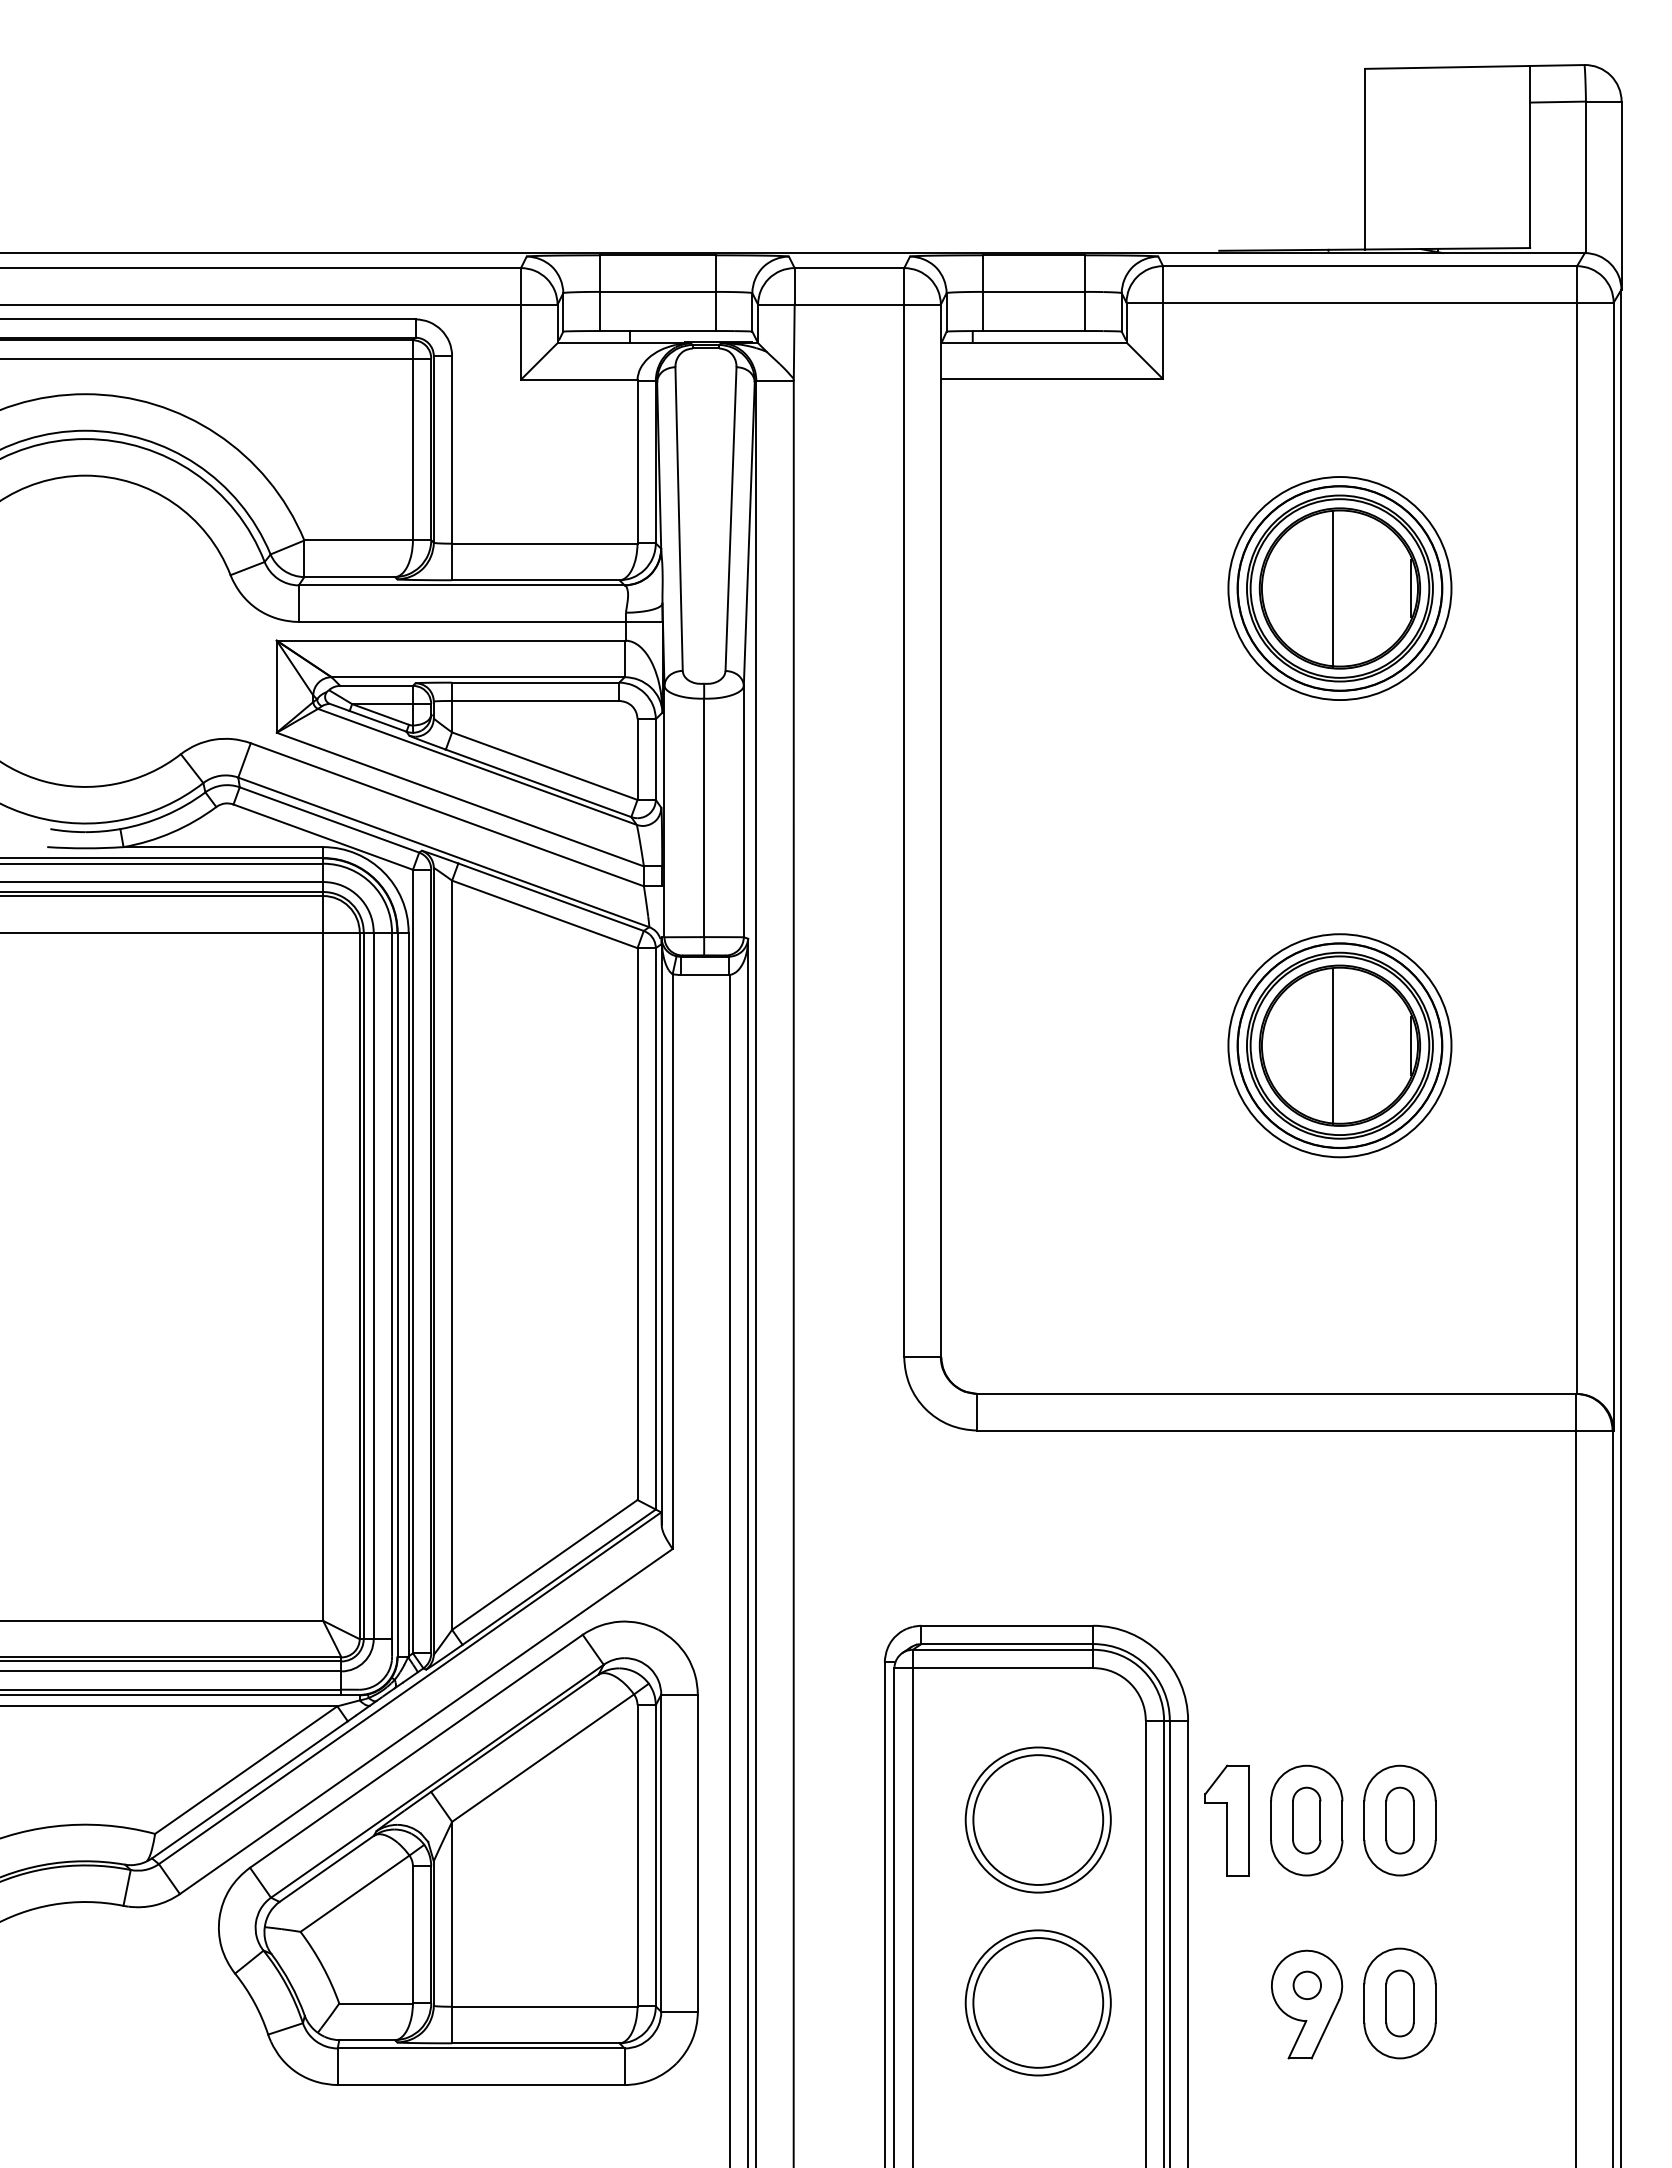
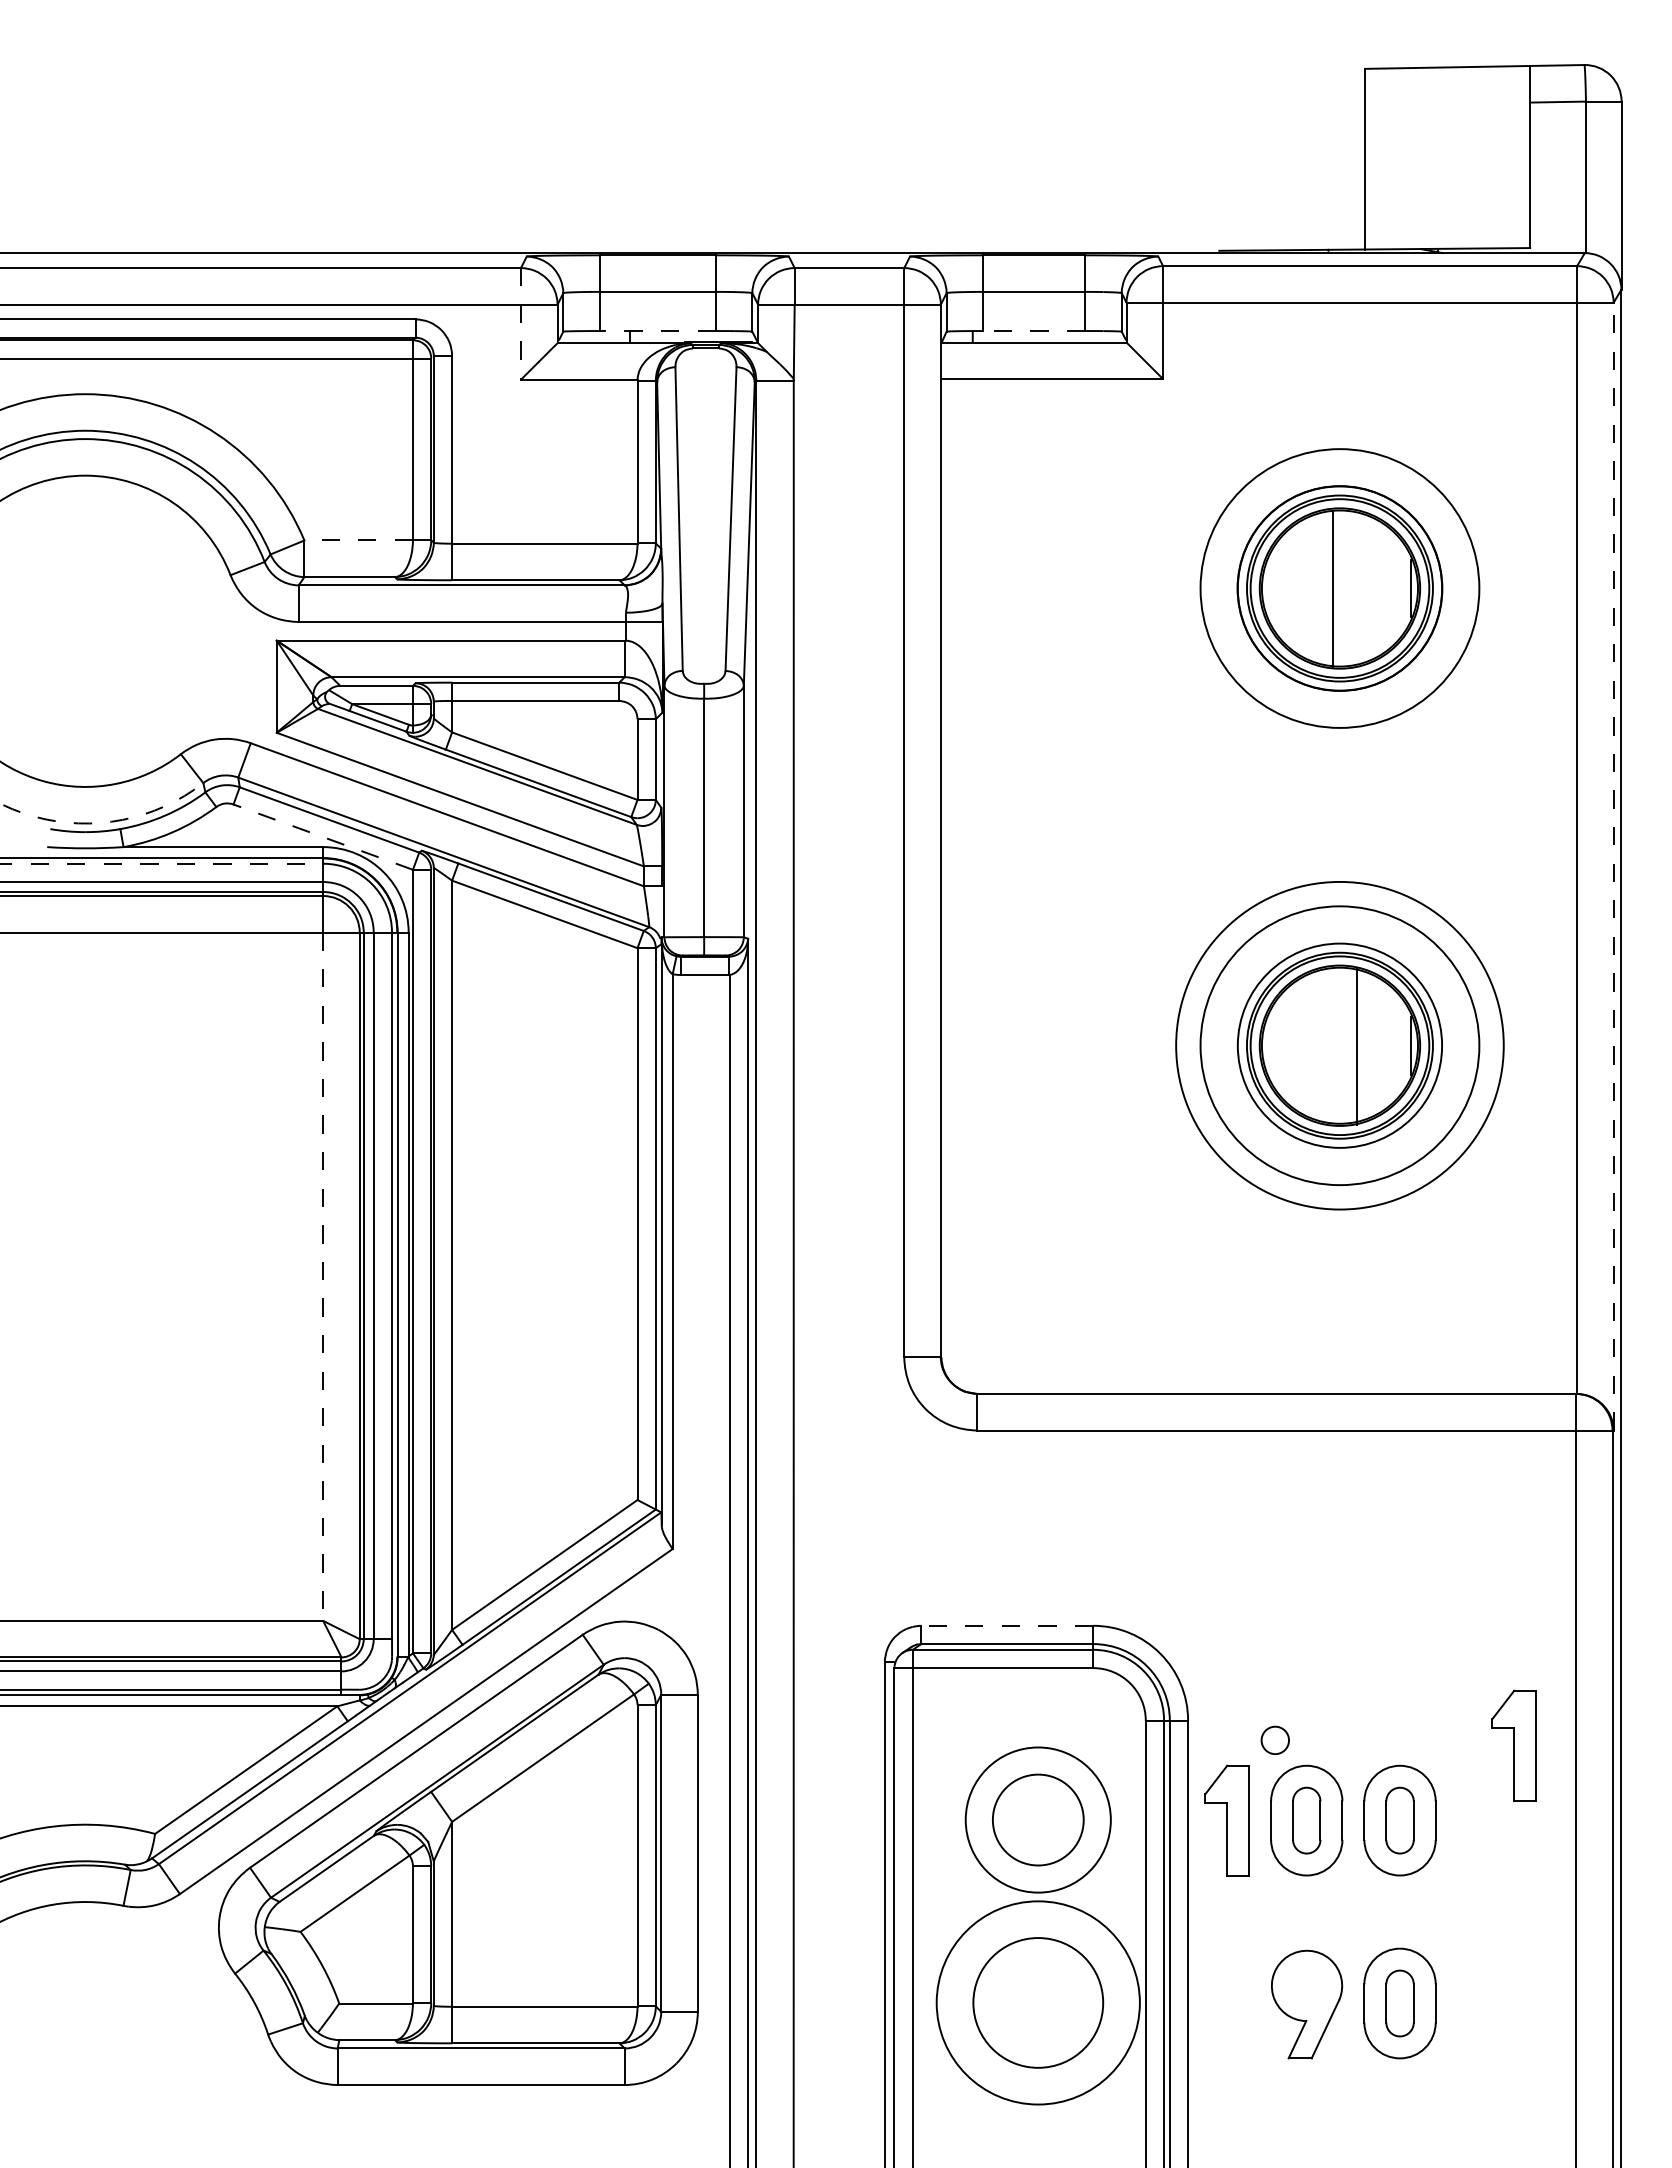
line: solid -> dashed (520, 323)
line: solid -> dashed (657, 331)
line: solid -> dashed (1034, 331)
line: solid -> dashed (358, 540)
circle diameter: 223 px -> 279 px (1339, 588)
arc: solid -> dashed (105, 822)
line: solid -> dashed (322, 836)
line: solid -> dashed (162, 863)
line: solid -> dashed (1613, 866)
circle diameter: 205 px -> 328 px (1339, 1045)
circle diameter: 223 px -> 279 px (1339, 1045)
line position: (1332, 1046) -> (1356, 1046) (1356, 1046)
line: solid -> dashed (323, 1277)
line: solid -> dashed (1007, 1625)
part: none -> present (1513, 1745)
circle diameter: 130 px -> 91 px (1037, 1819)
circle position: (1306, 1984) -> (1274, 1739) (1274, 1739)
circle diameter: 145 px -> 203 px (1037, 2002)
